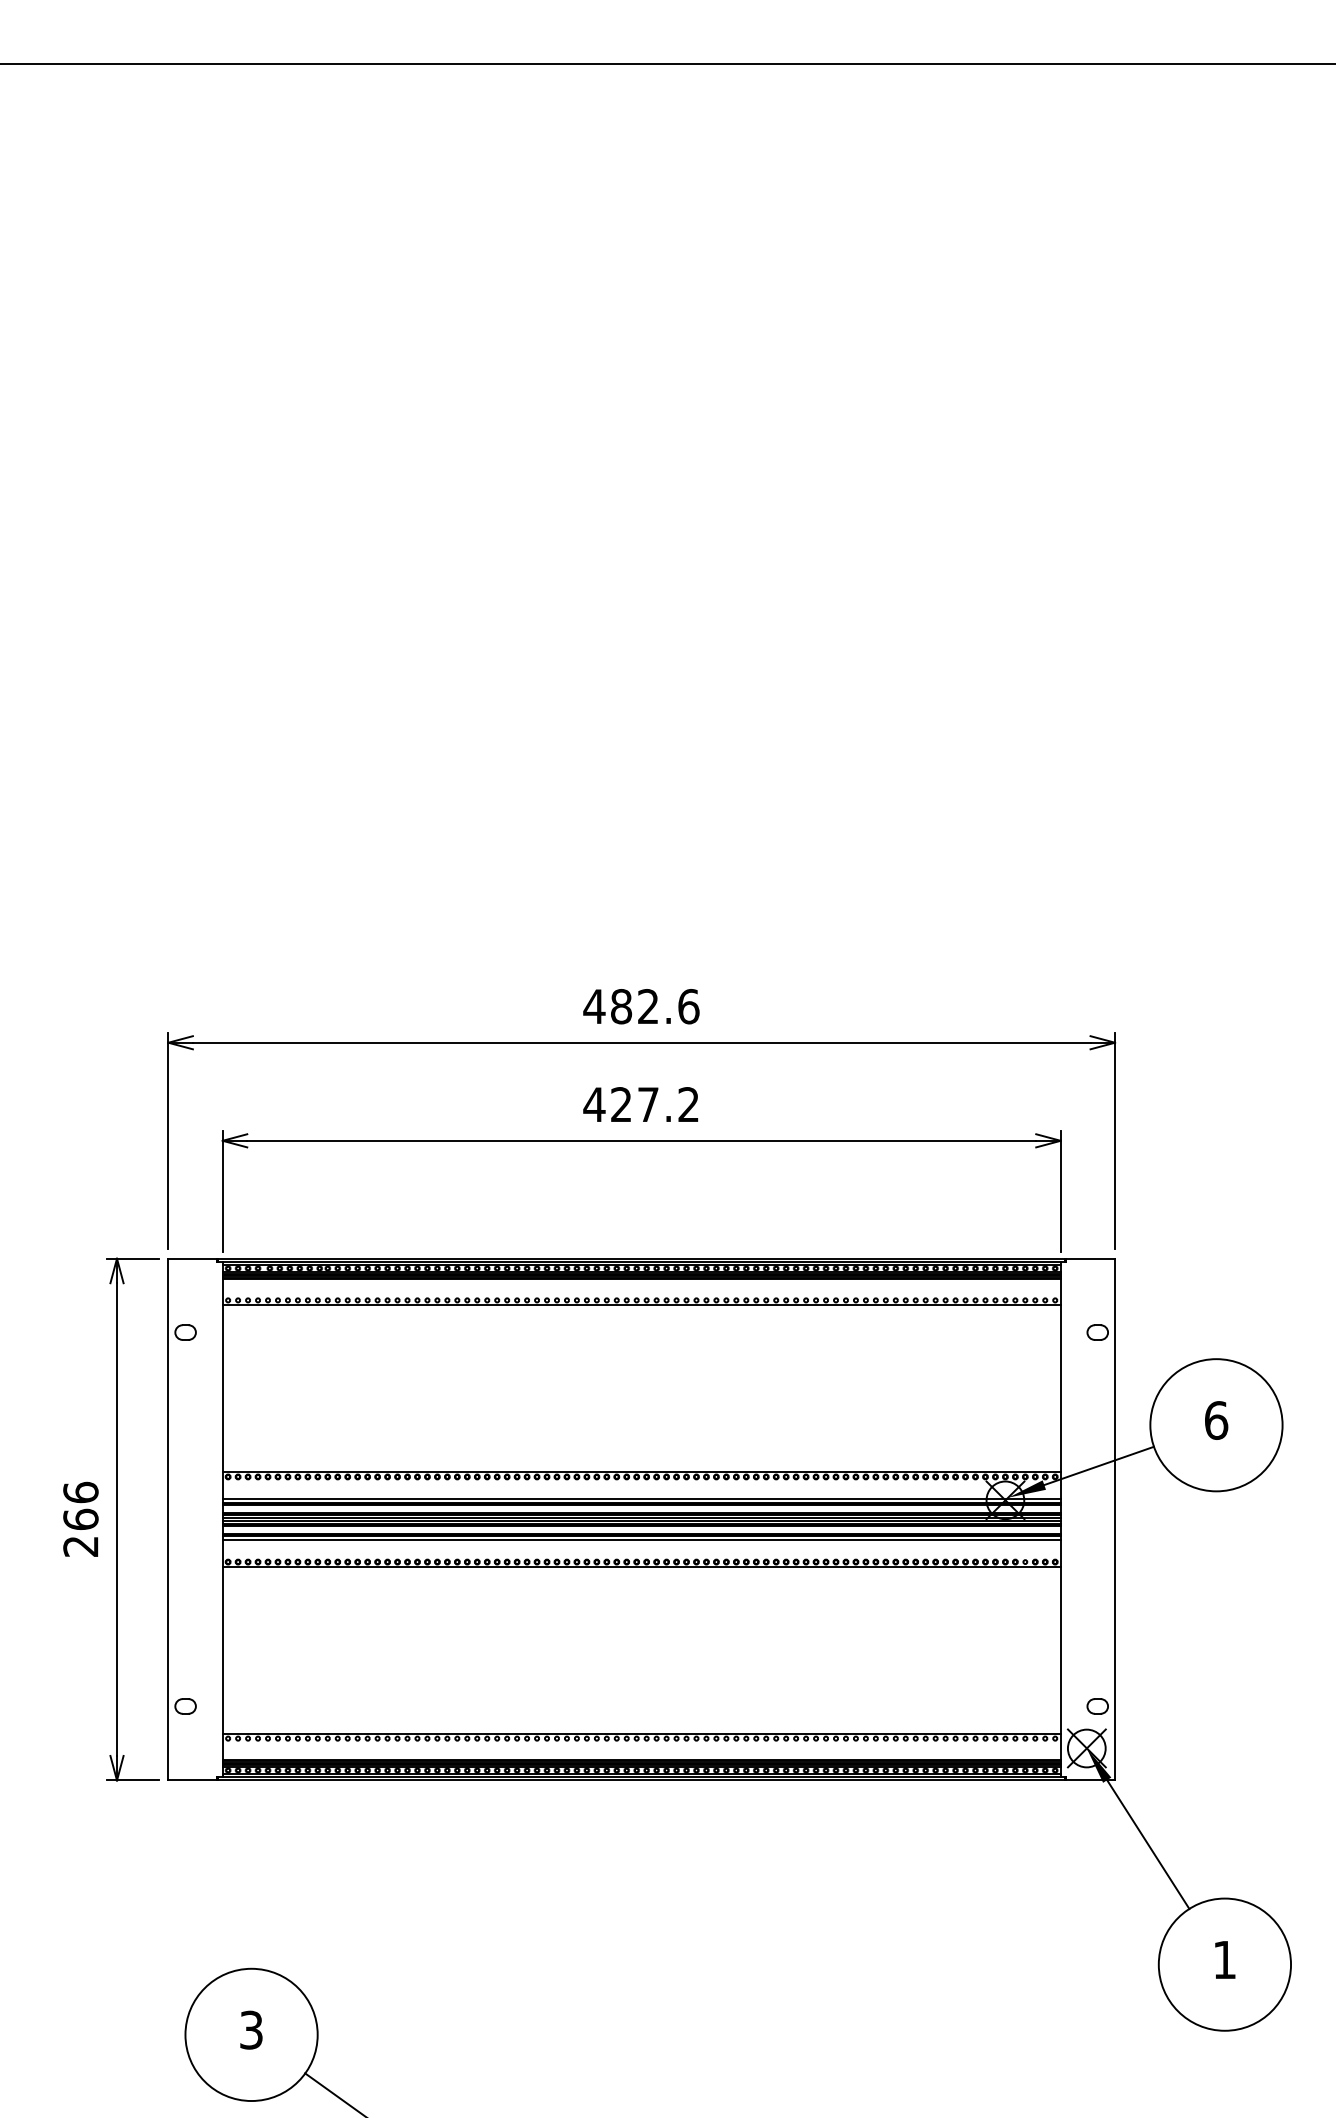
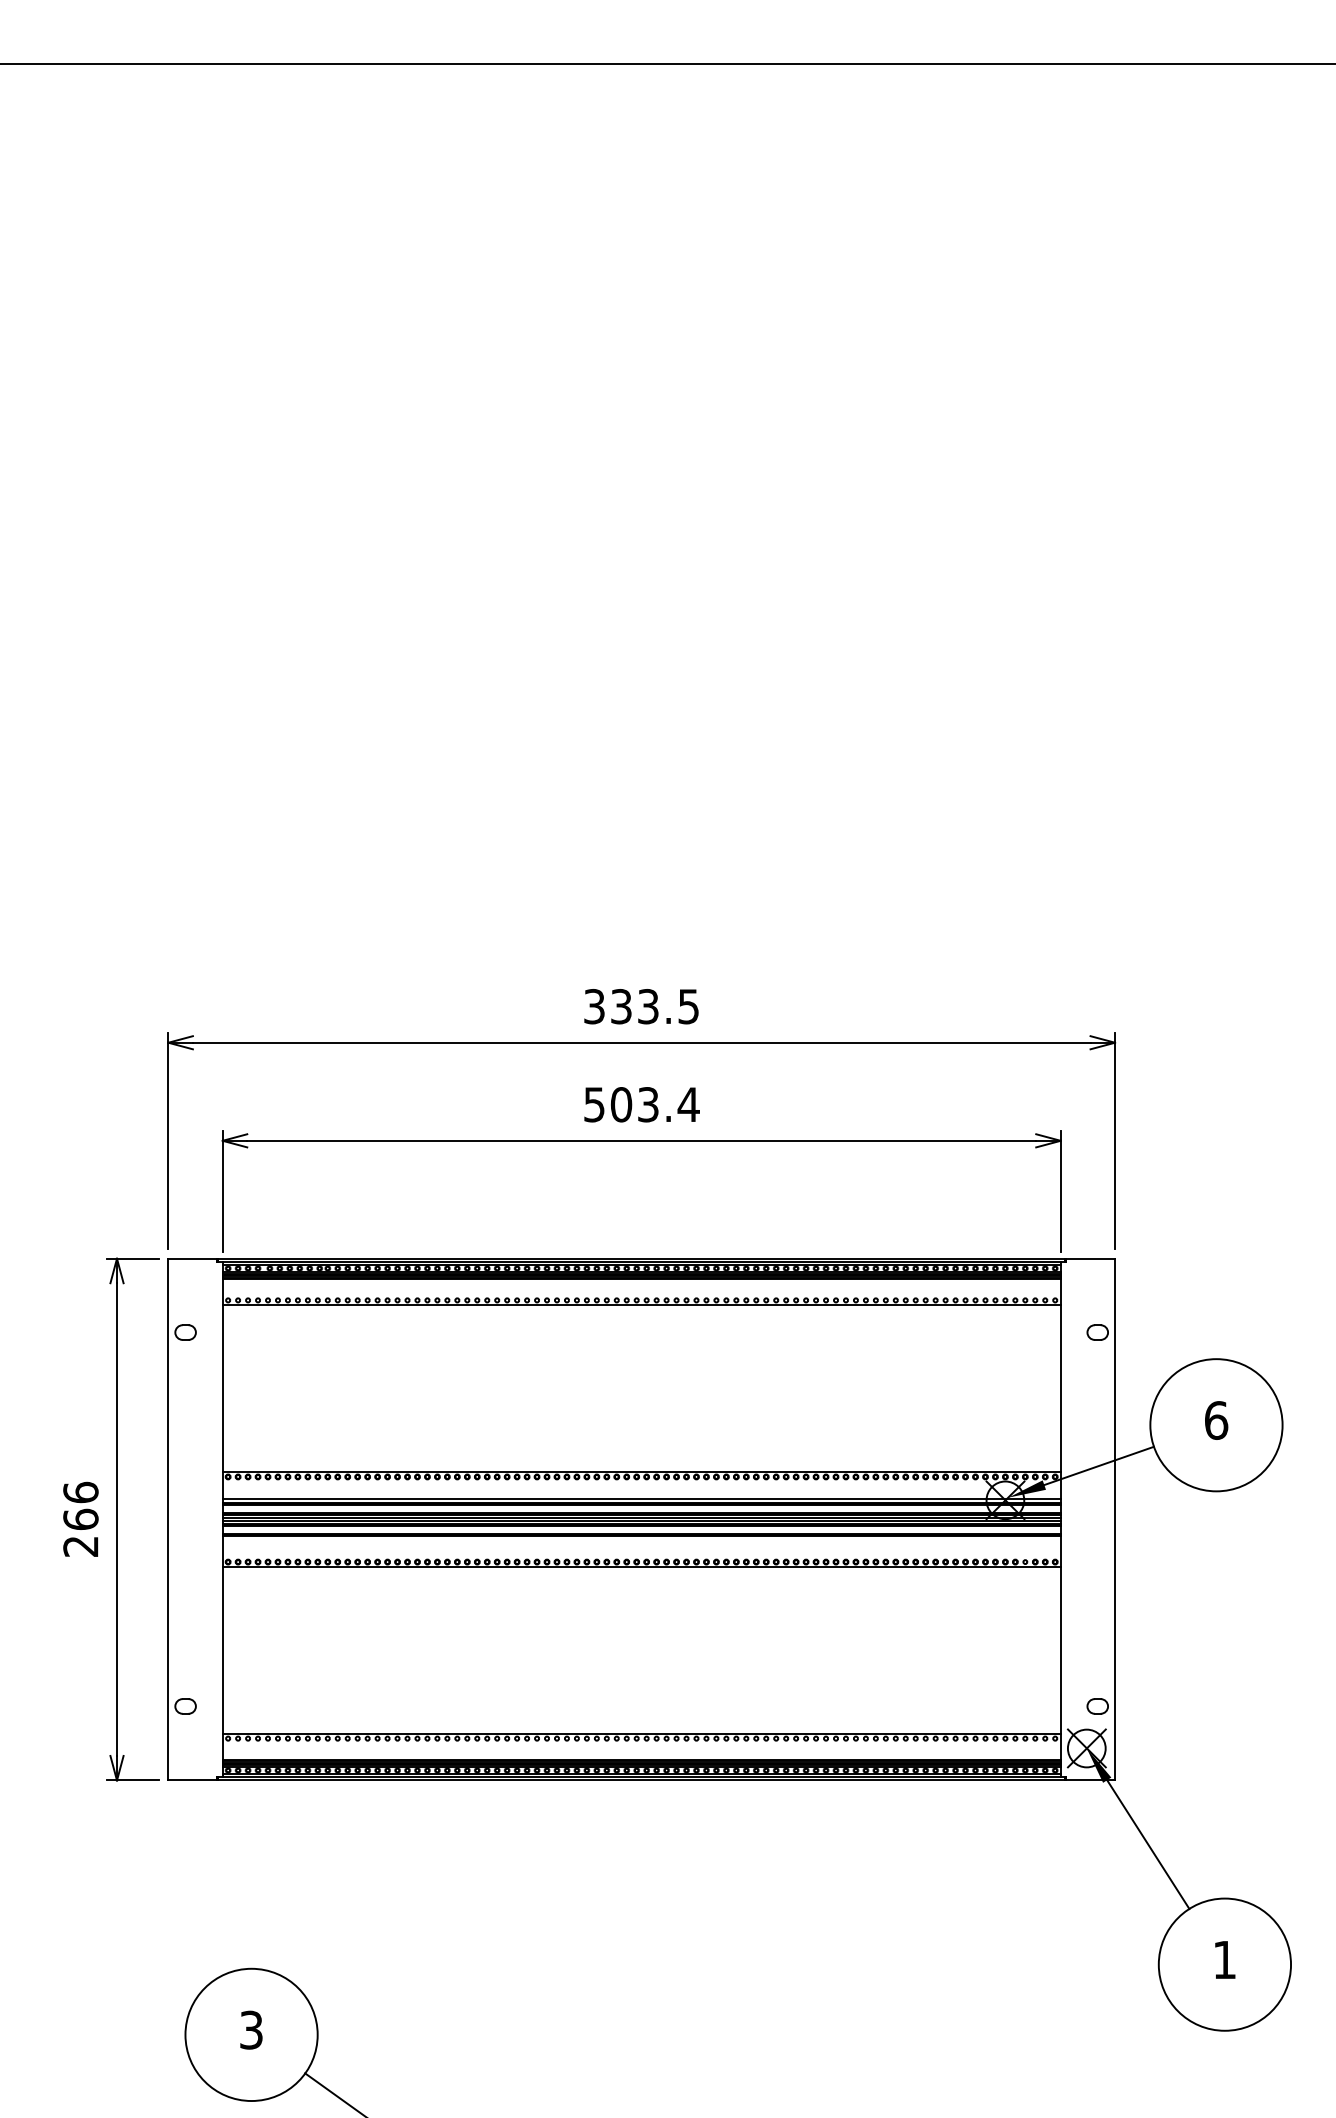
text: 482.6 -> 333.5 (641, 1006)
text: 427.2 -> 503.4 (641, 1104)
line: present -> none (641, 1540)
